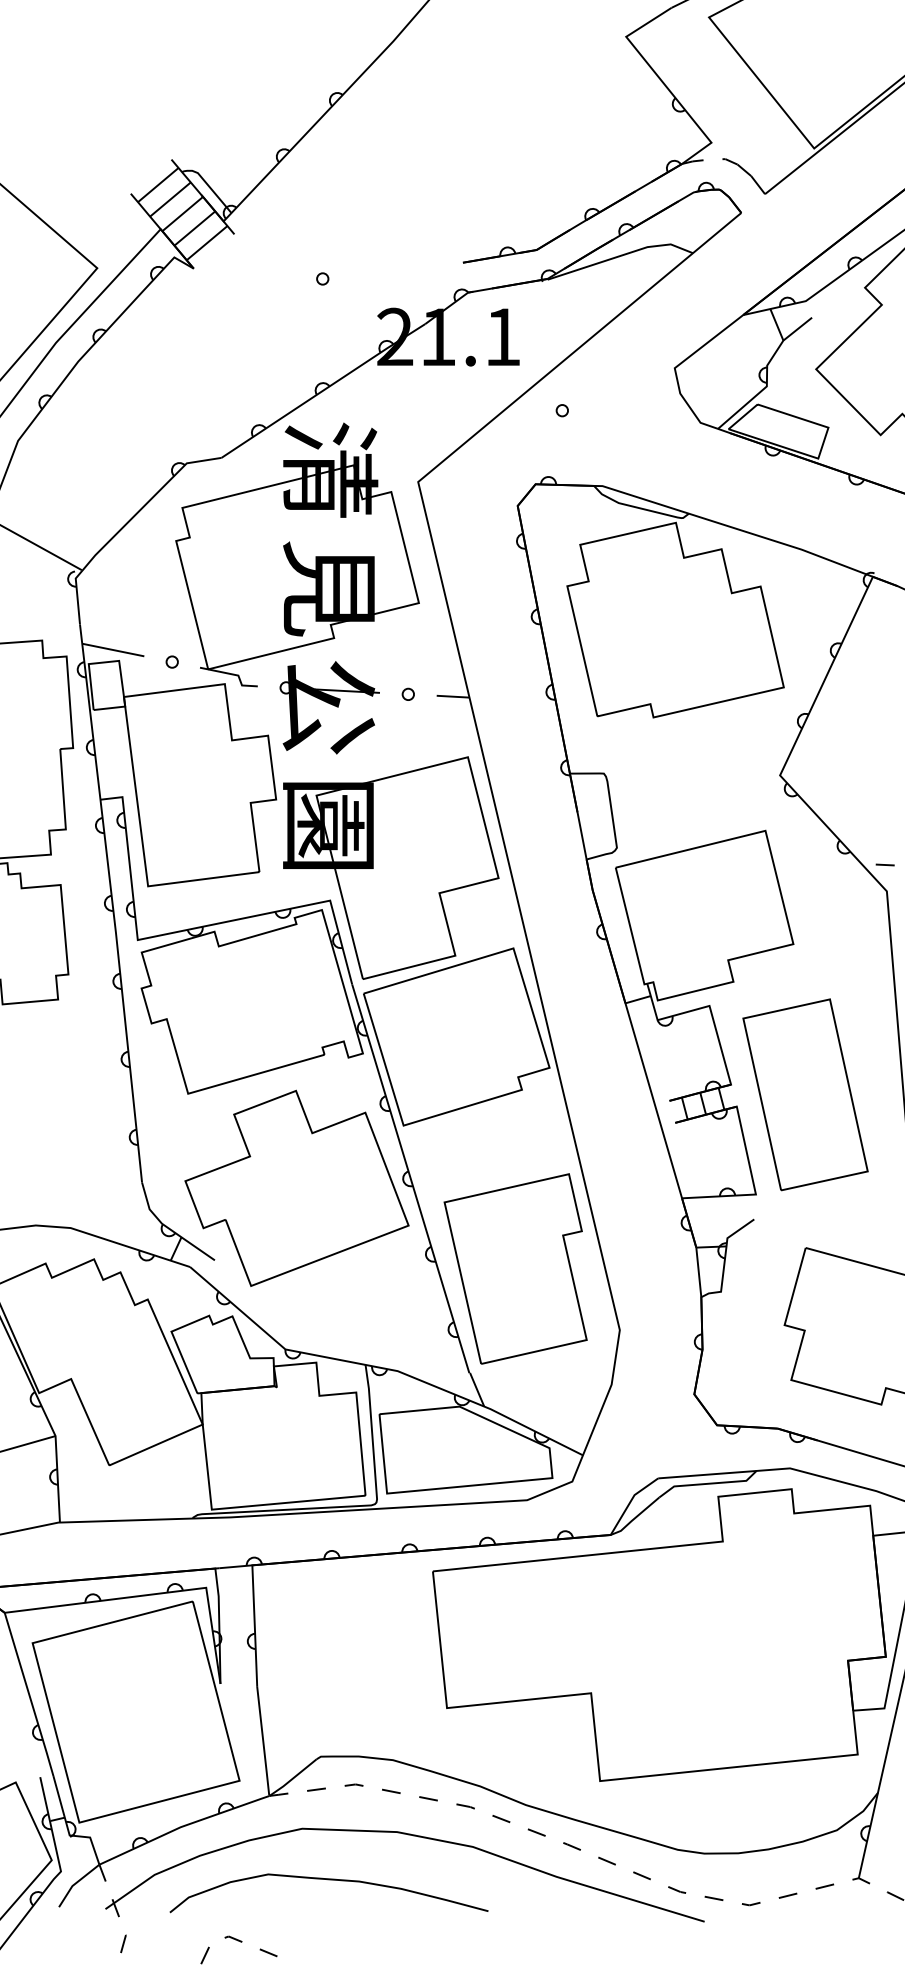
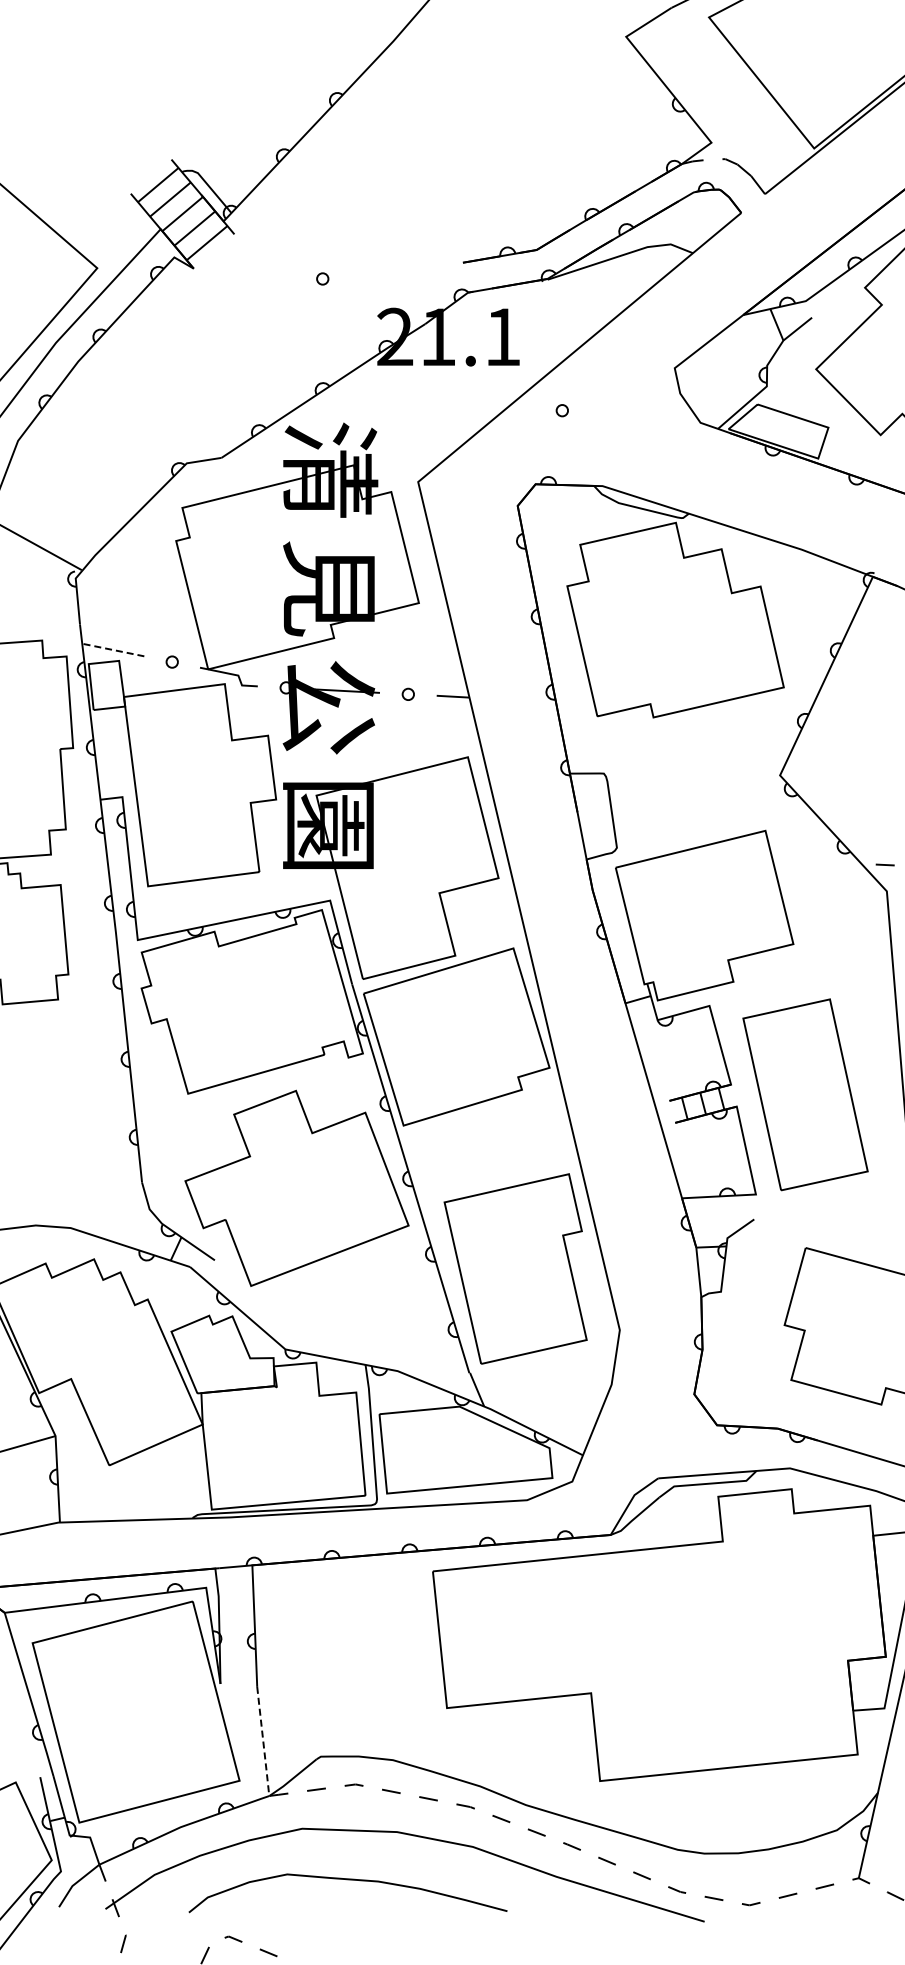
line: solid -> dashed (113, 650)
line: solid -> dashed (263, 1741)
curve position: (328, 1880) -> (347, 1880) (347, 1880)
